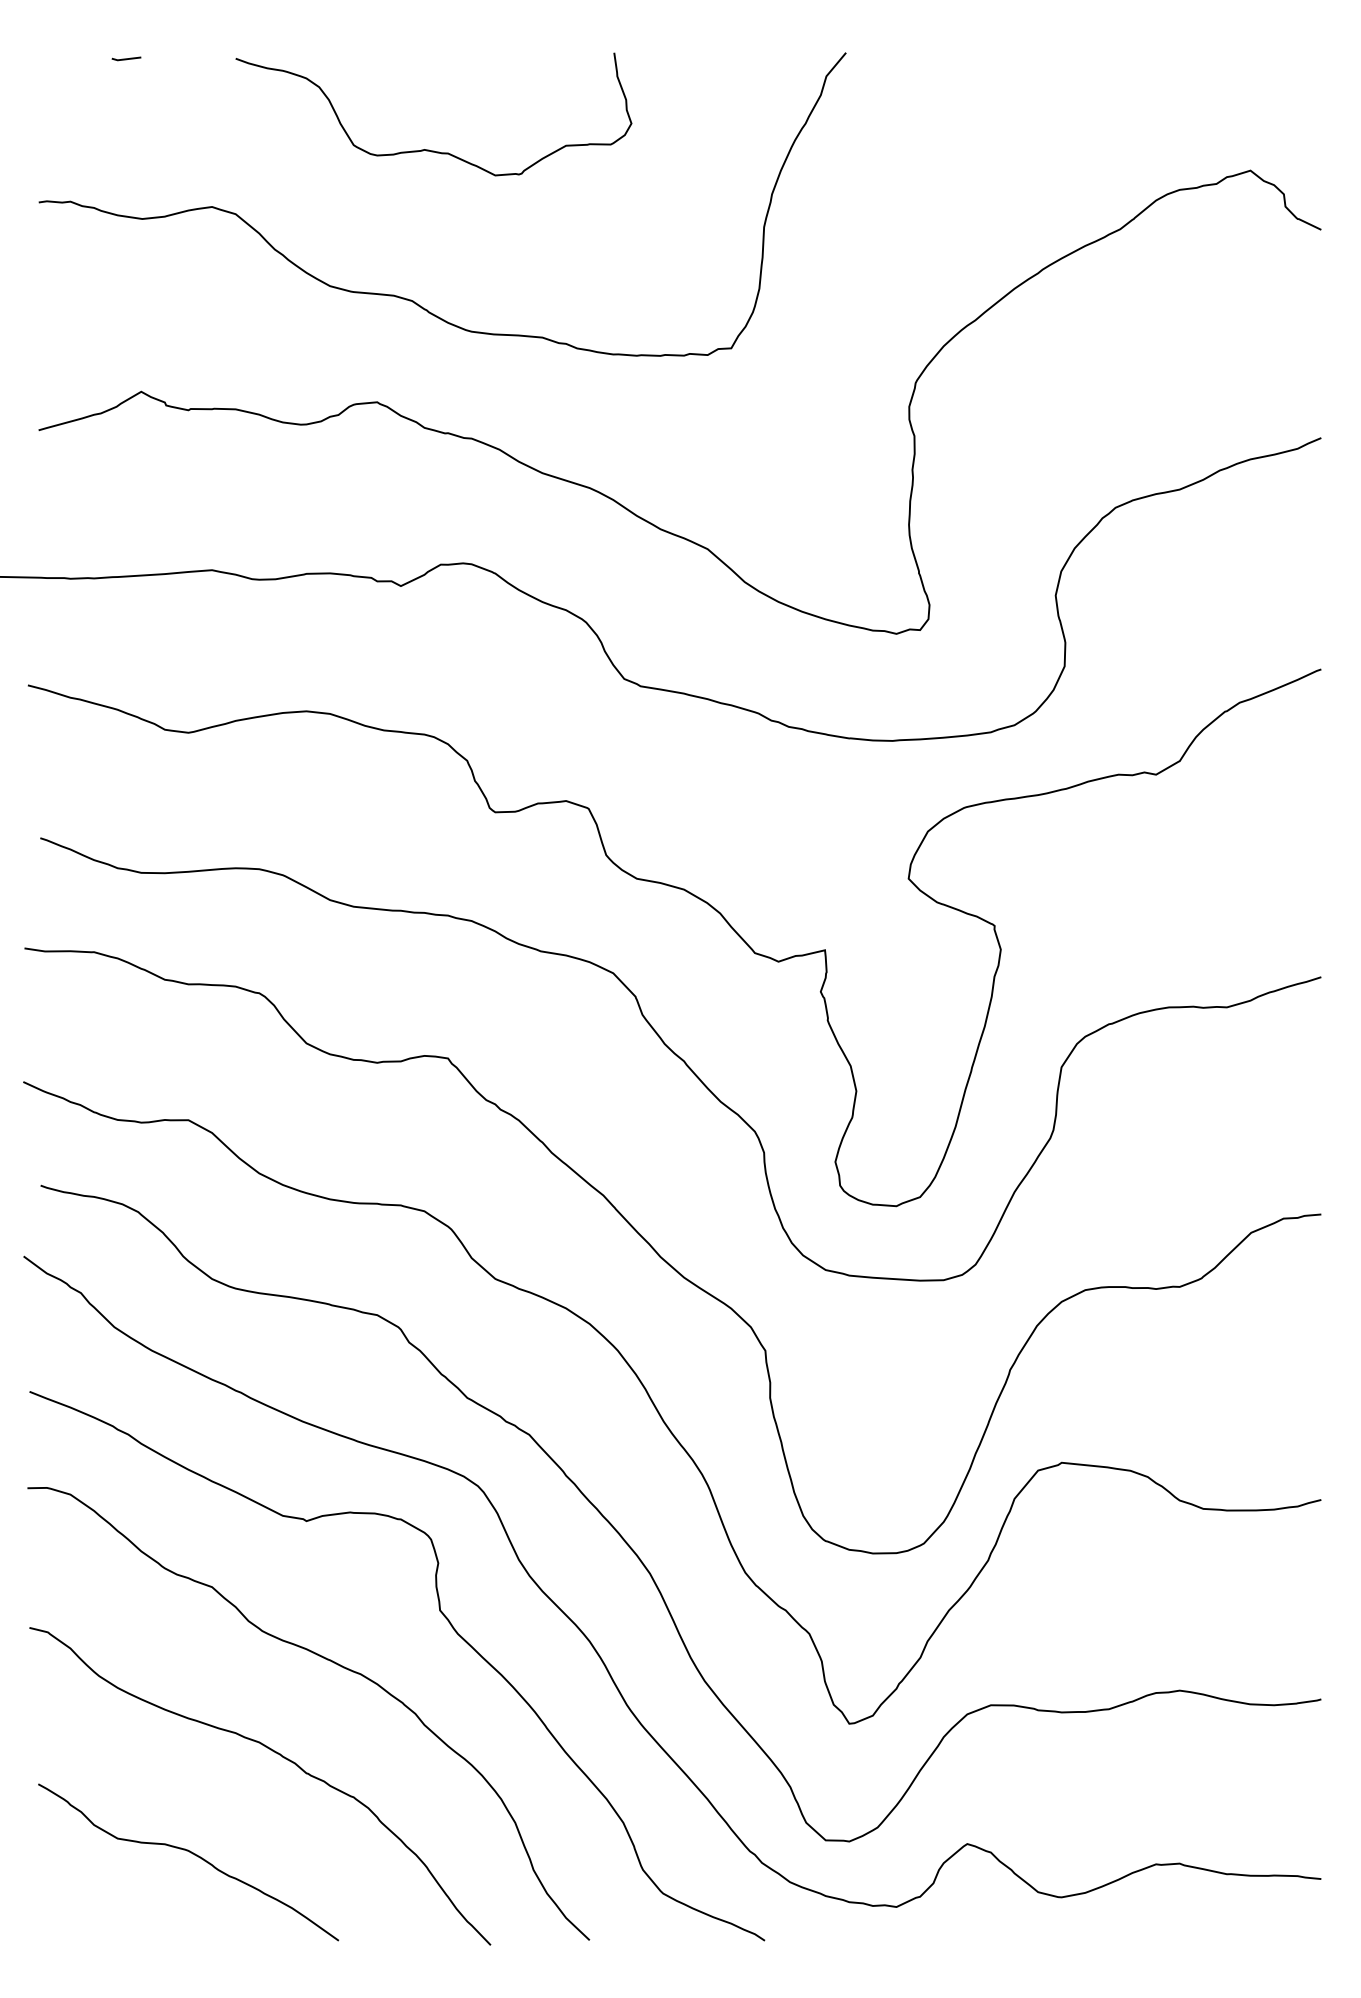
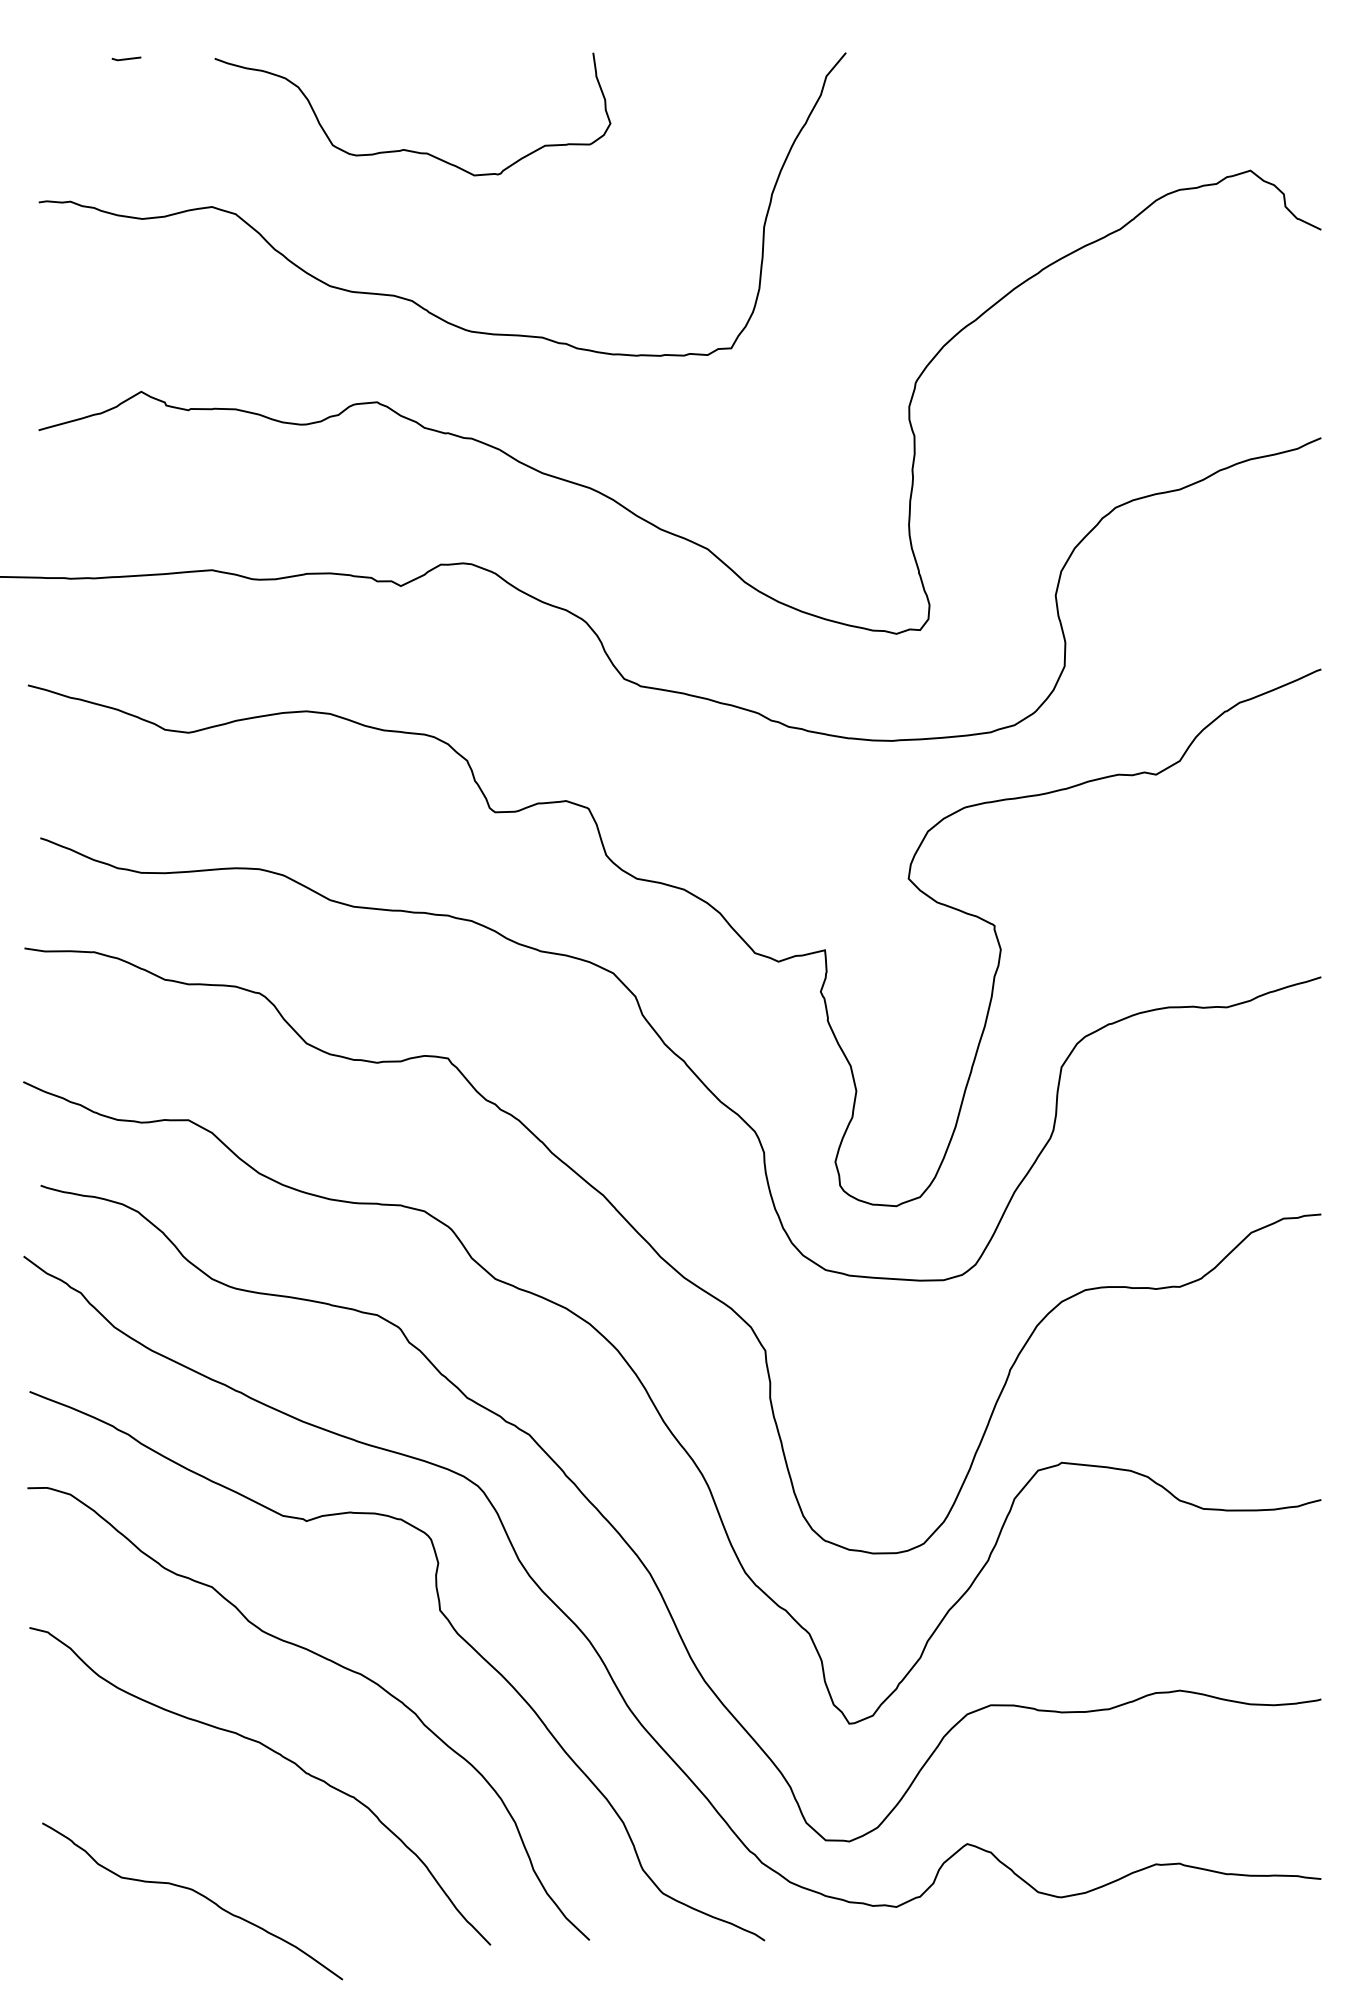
curve position: (429, 149) -> (408, 149) (408, 149)
curve position: (192, 1854) -> (196, 1893) (196, 1893)
